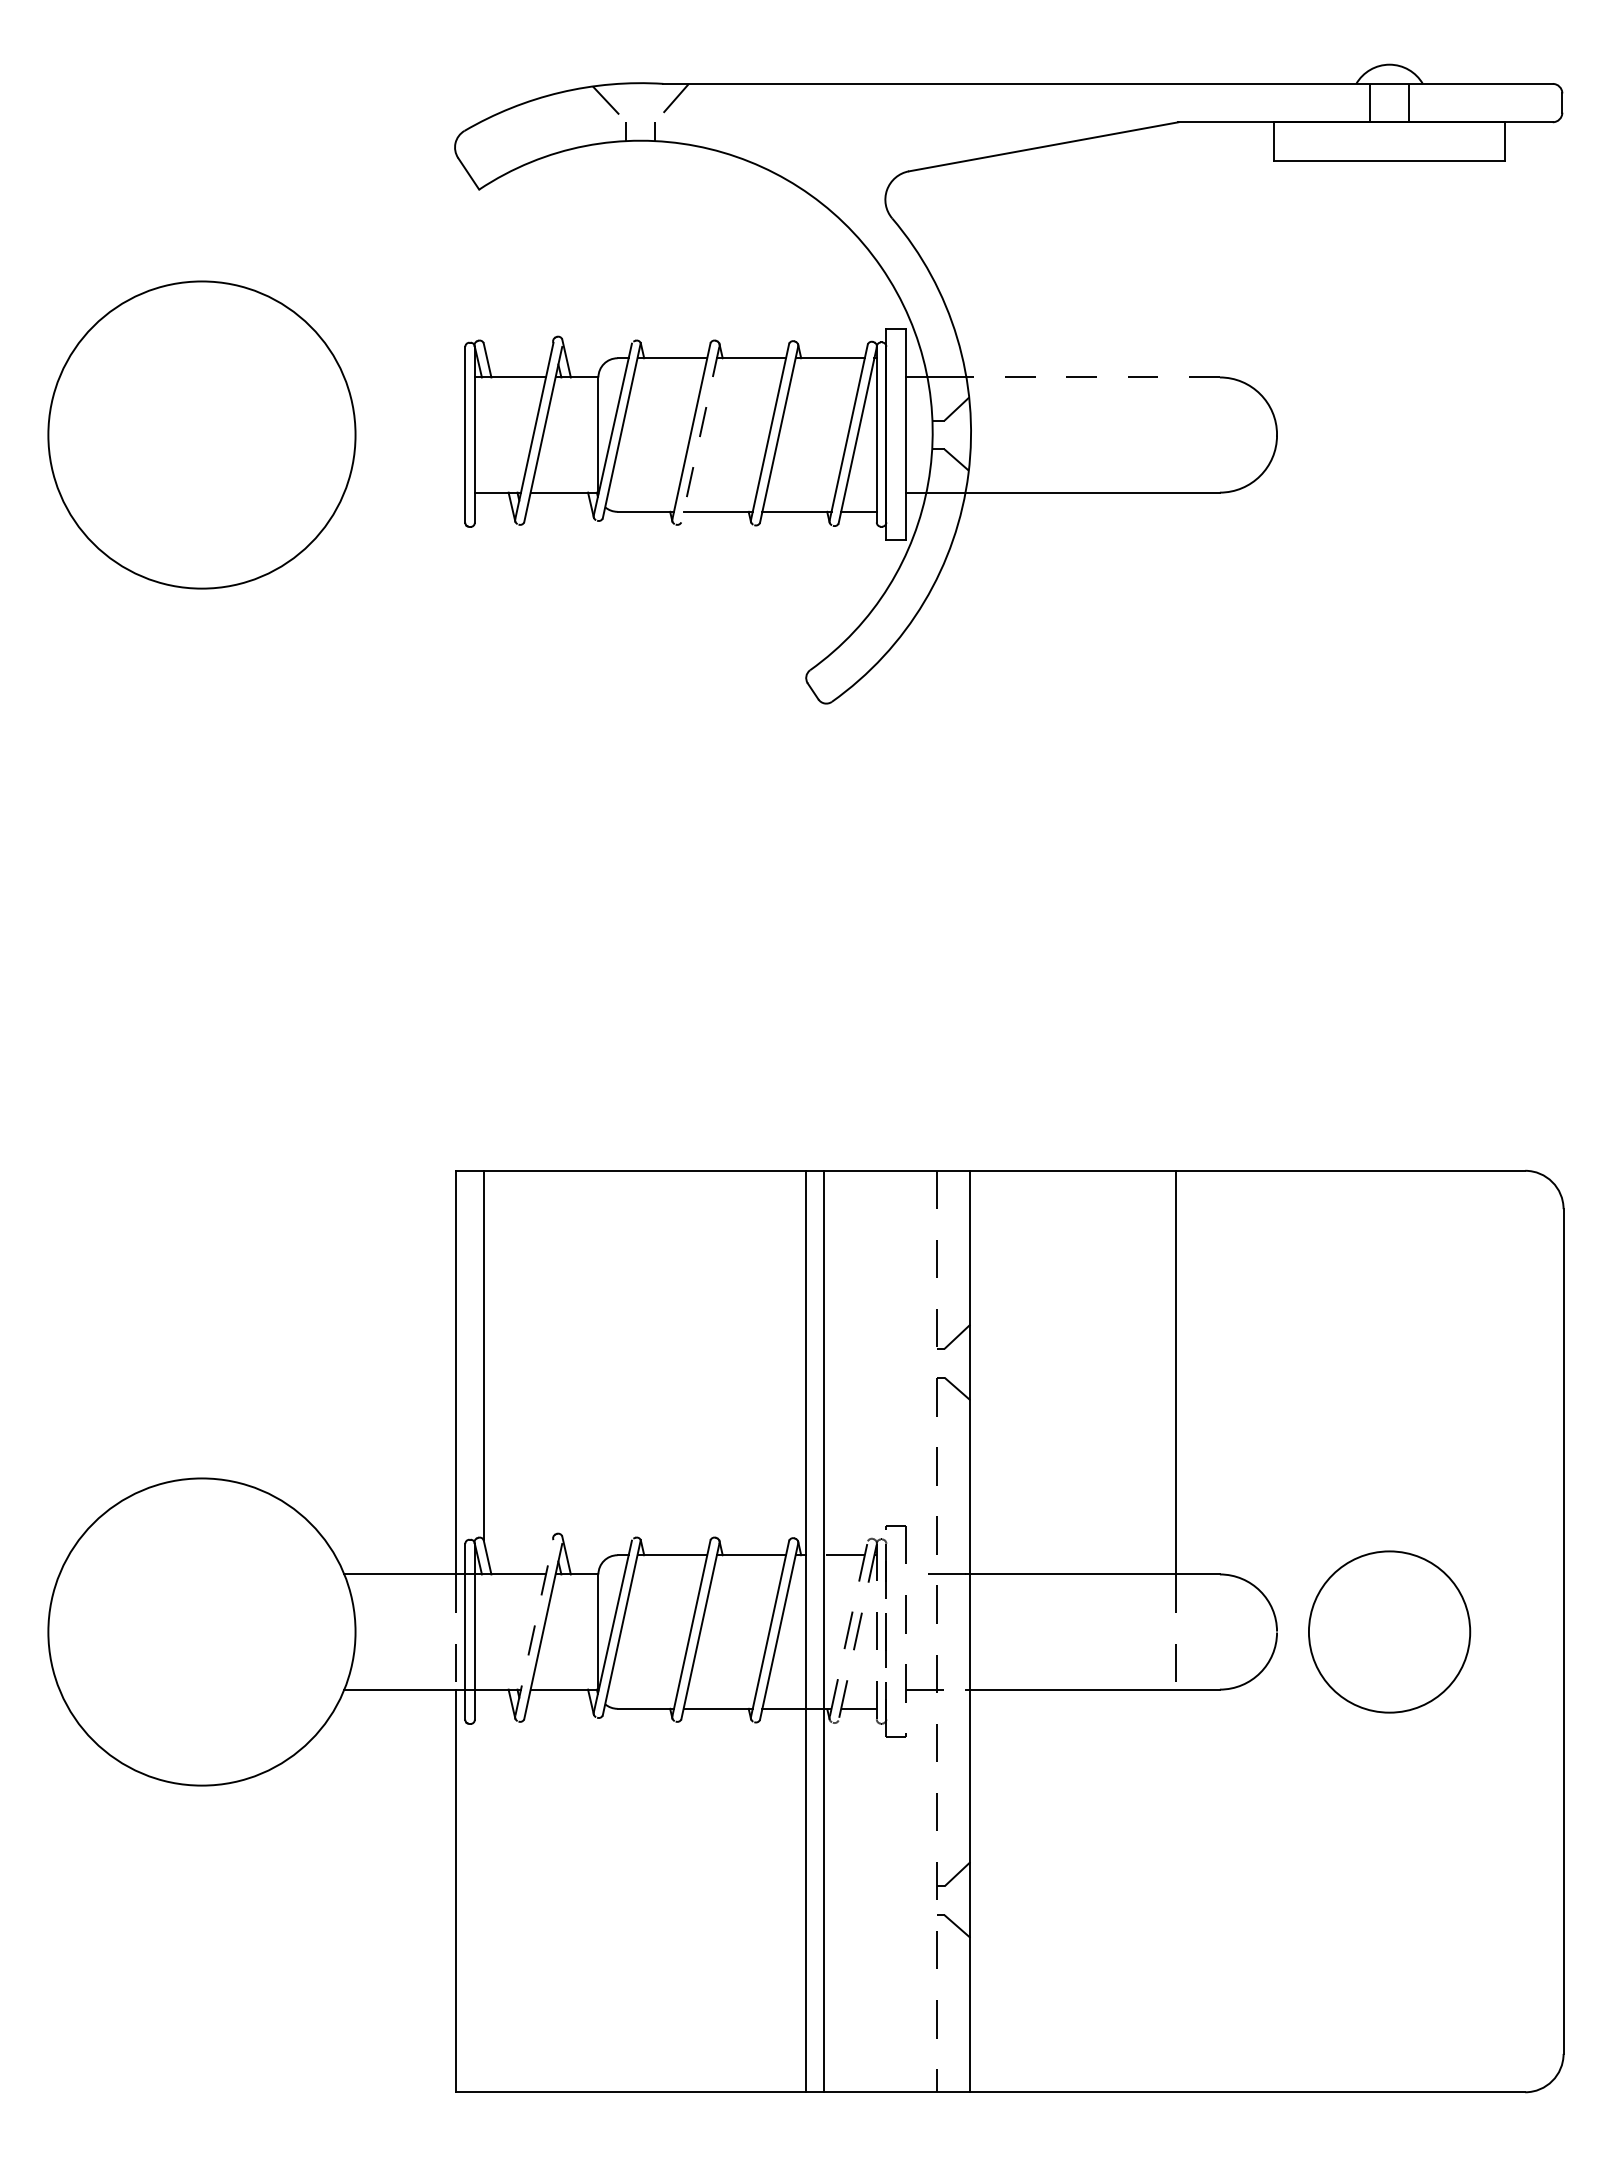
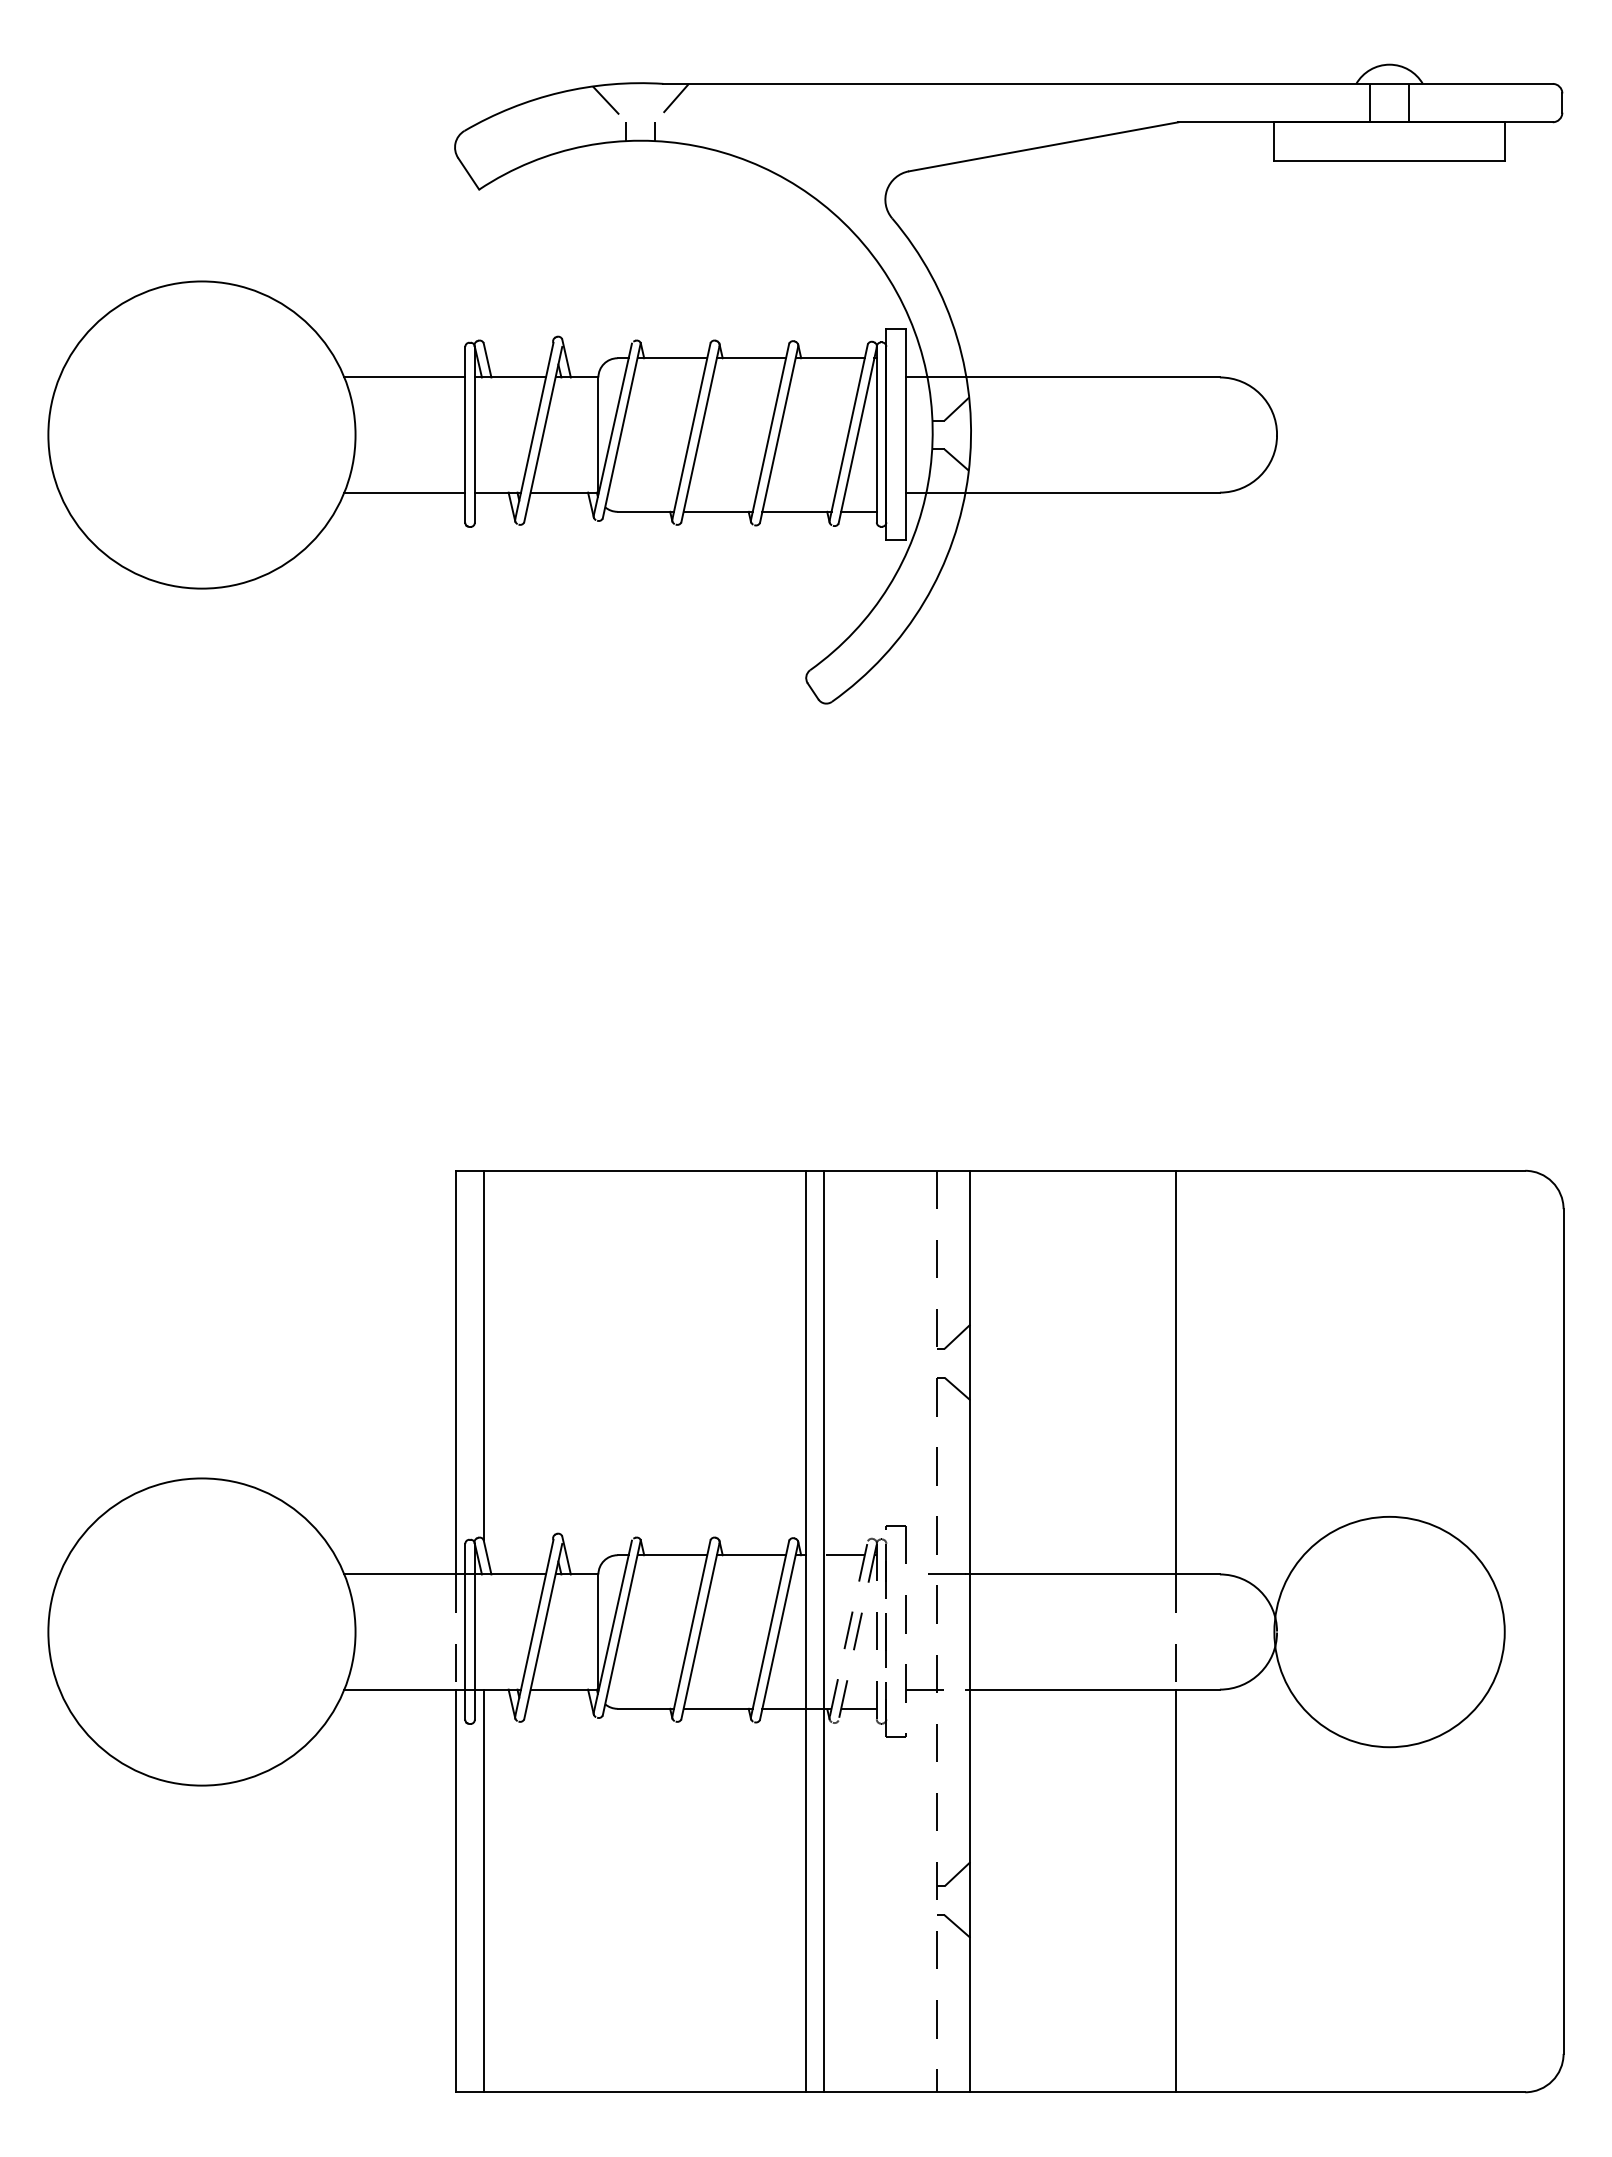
line: none -> present (404, 377)
line: dashed -> solid (1093, 377)
line: dashed -> solid (700, 434)
line: none -> present (404, 492)
line: dashed -> solid (534, 1627)
circle diameter: 161 px -> 230 px (1389, 1631)
line: none -> present (483, 1890)
line: none -> present (1176, 1890)
